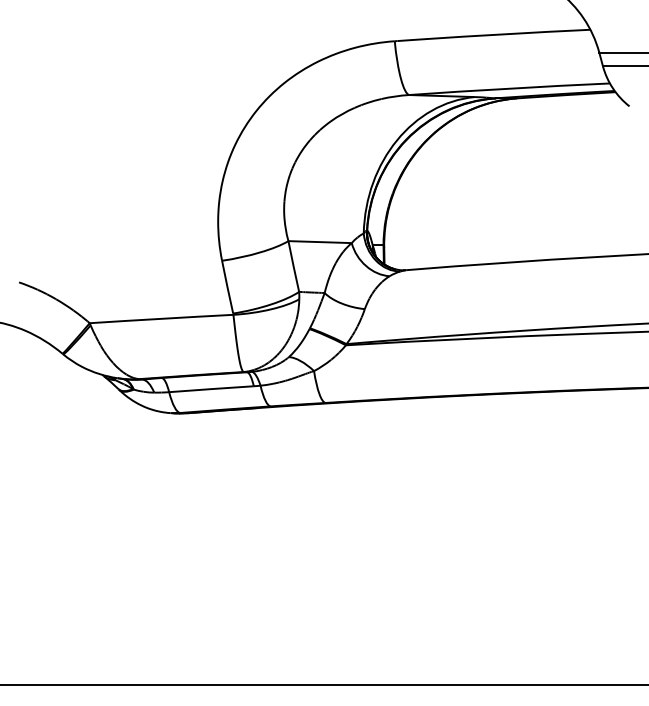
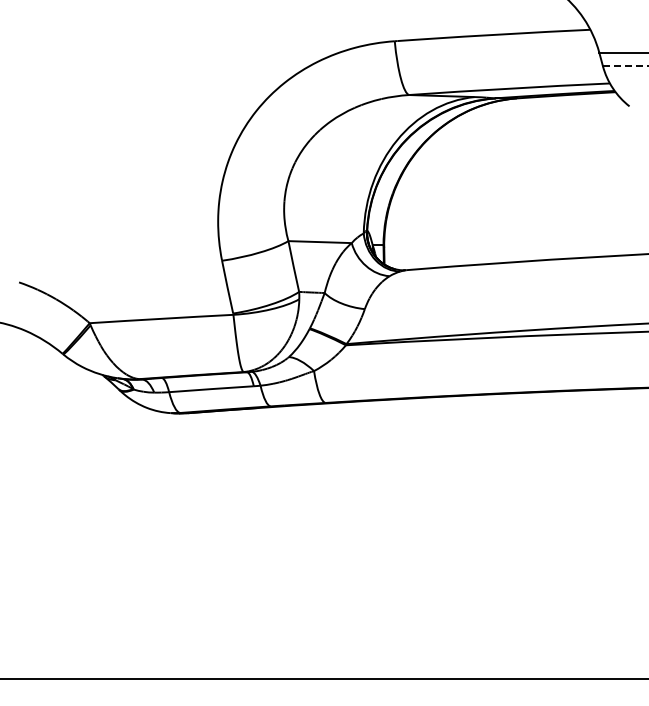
line: solid -> dashed (625, 66)
line position: (323, 684) -> (323, 678) (323, 678)
